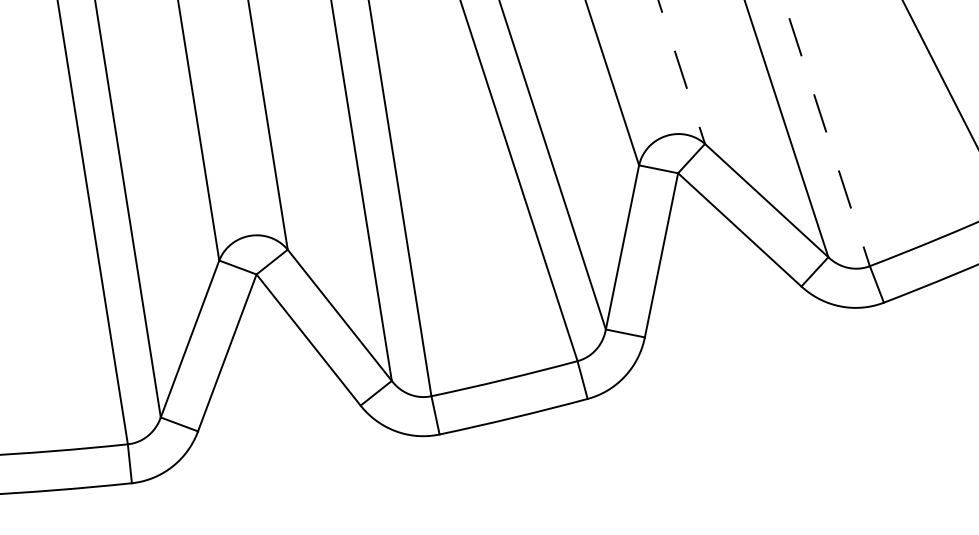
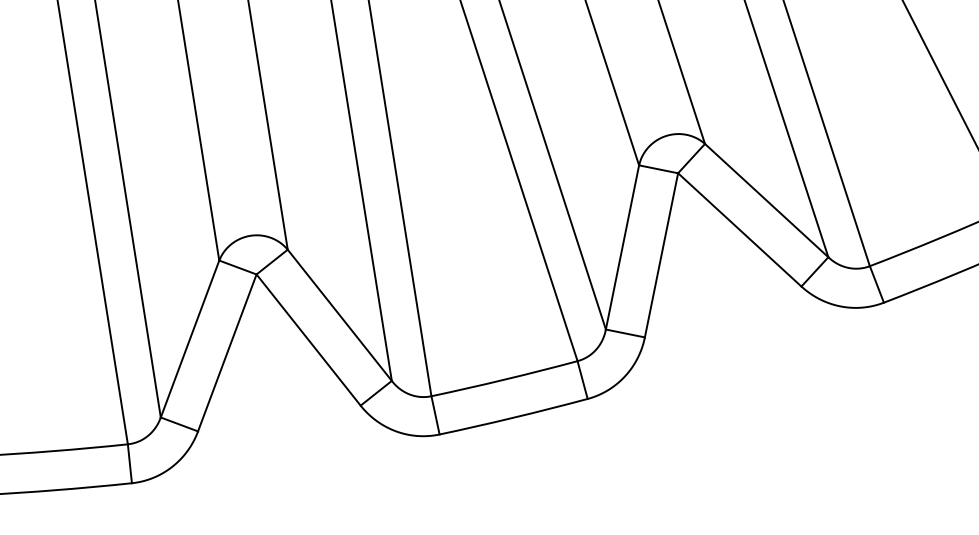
line: dashed -> solid (681, 72)
line: dashed -> solid (826, 134)
